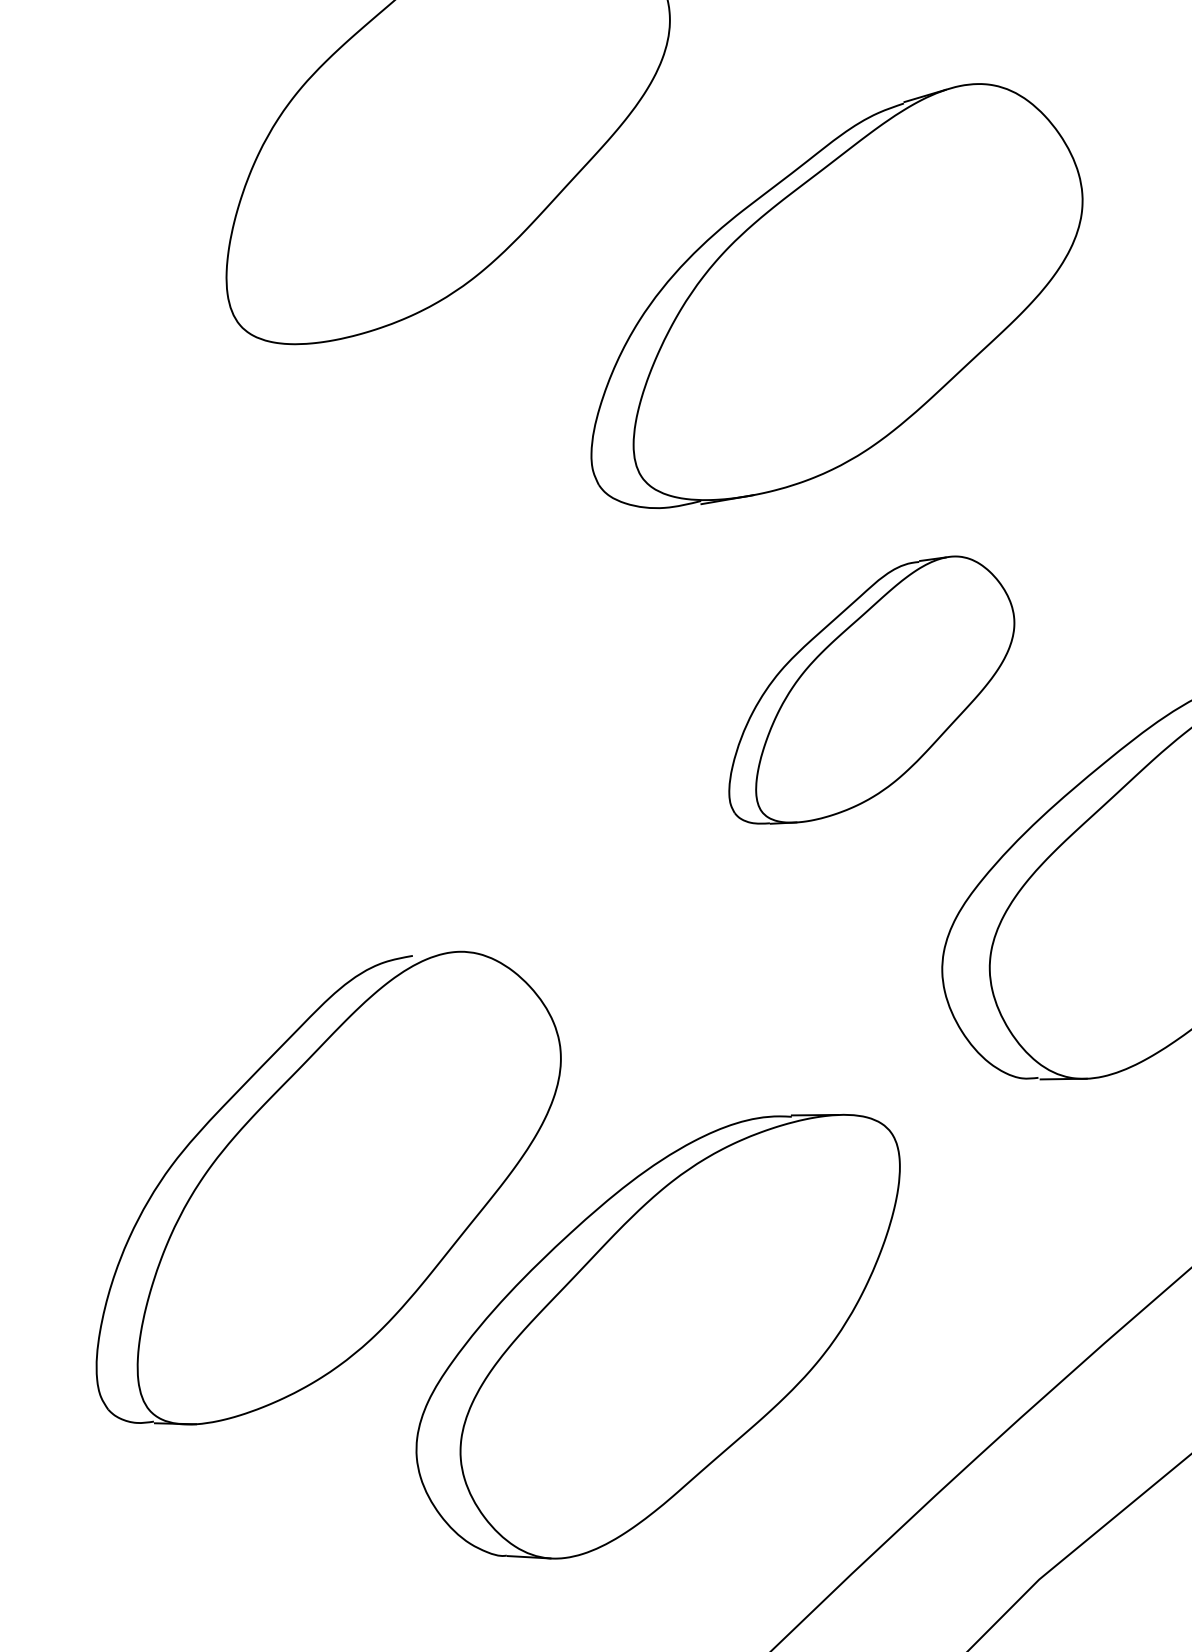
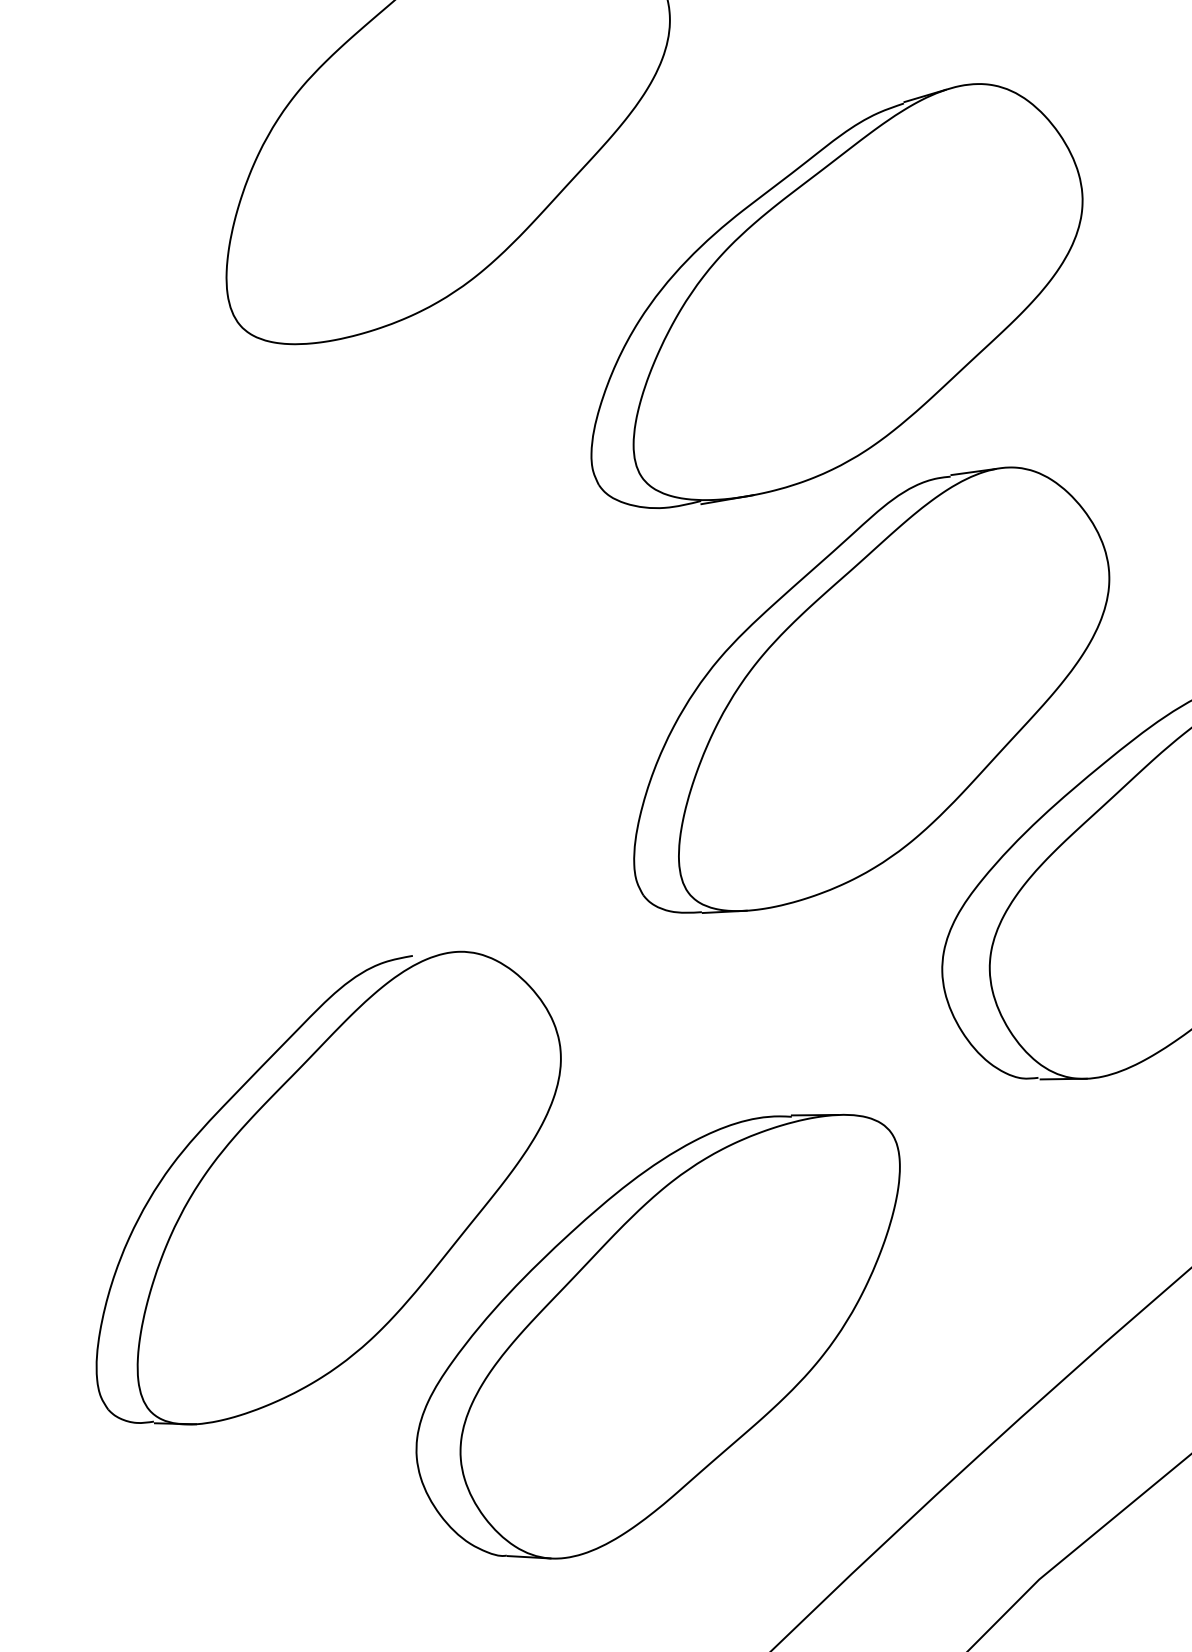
part size: 288x270 px -> 478x448 px (871, 689)
